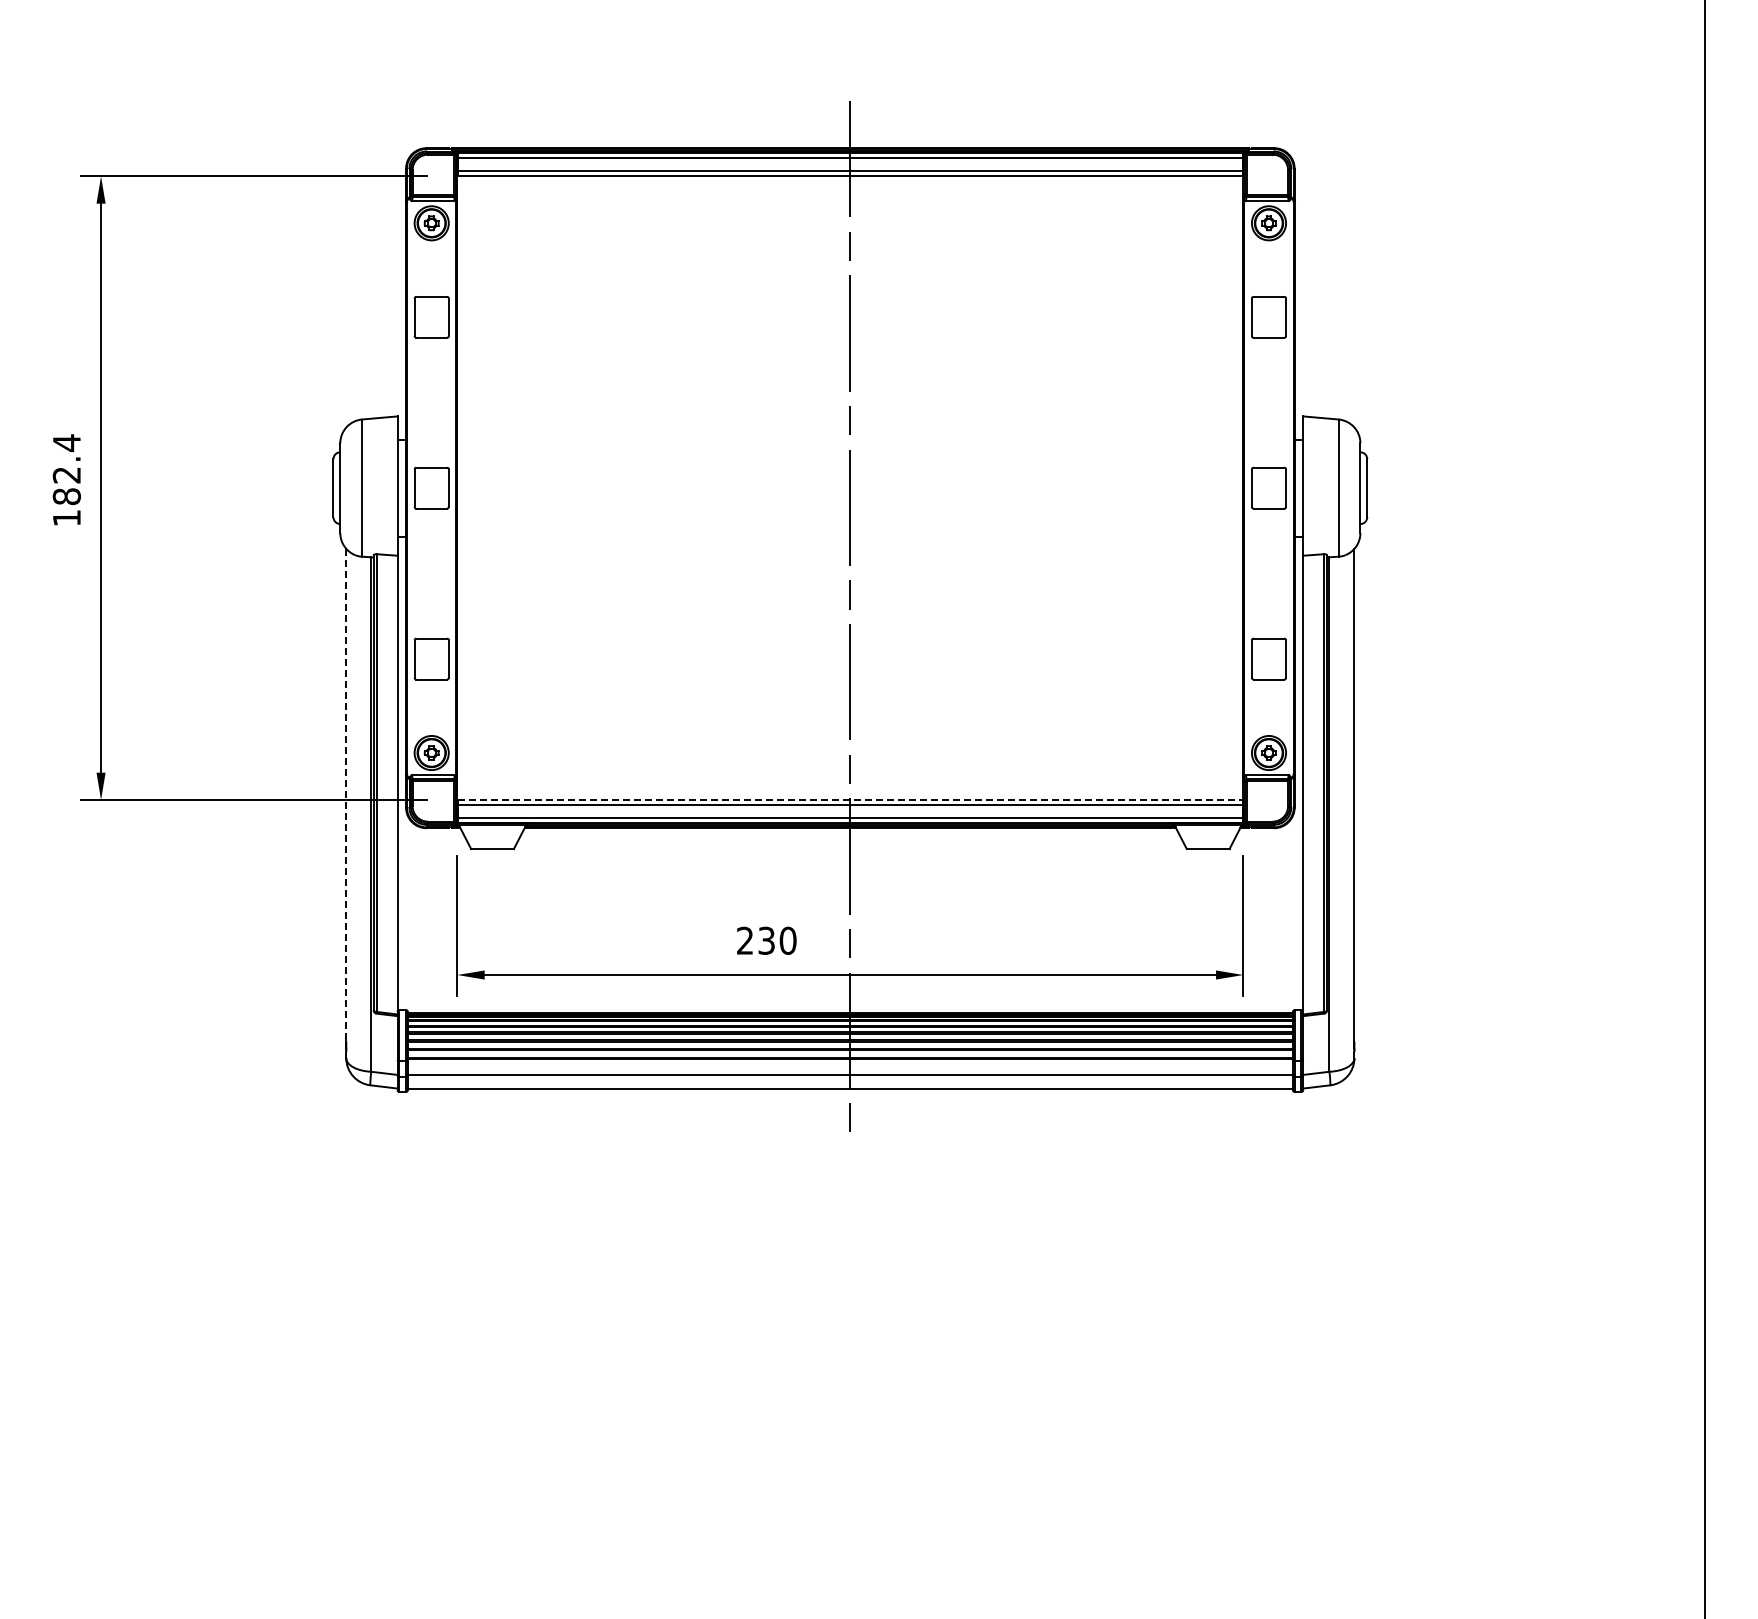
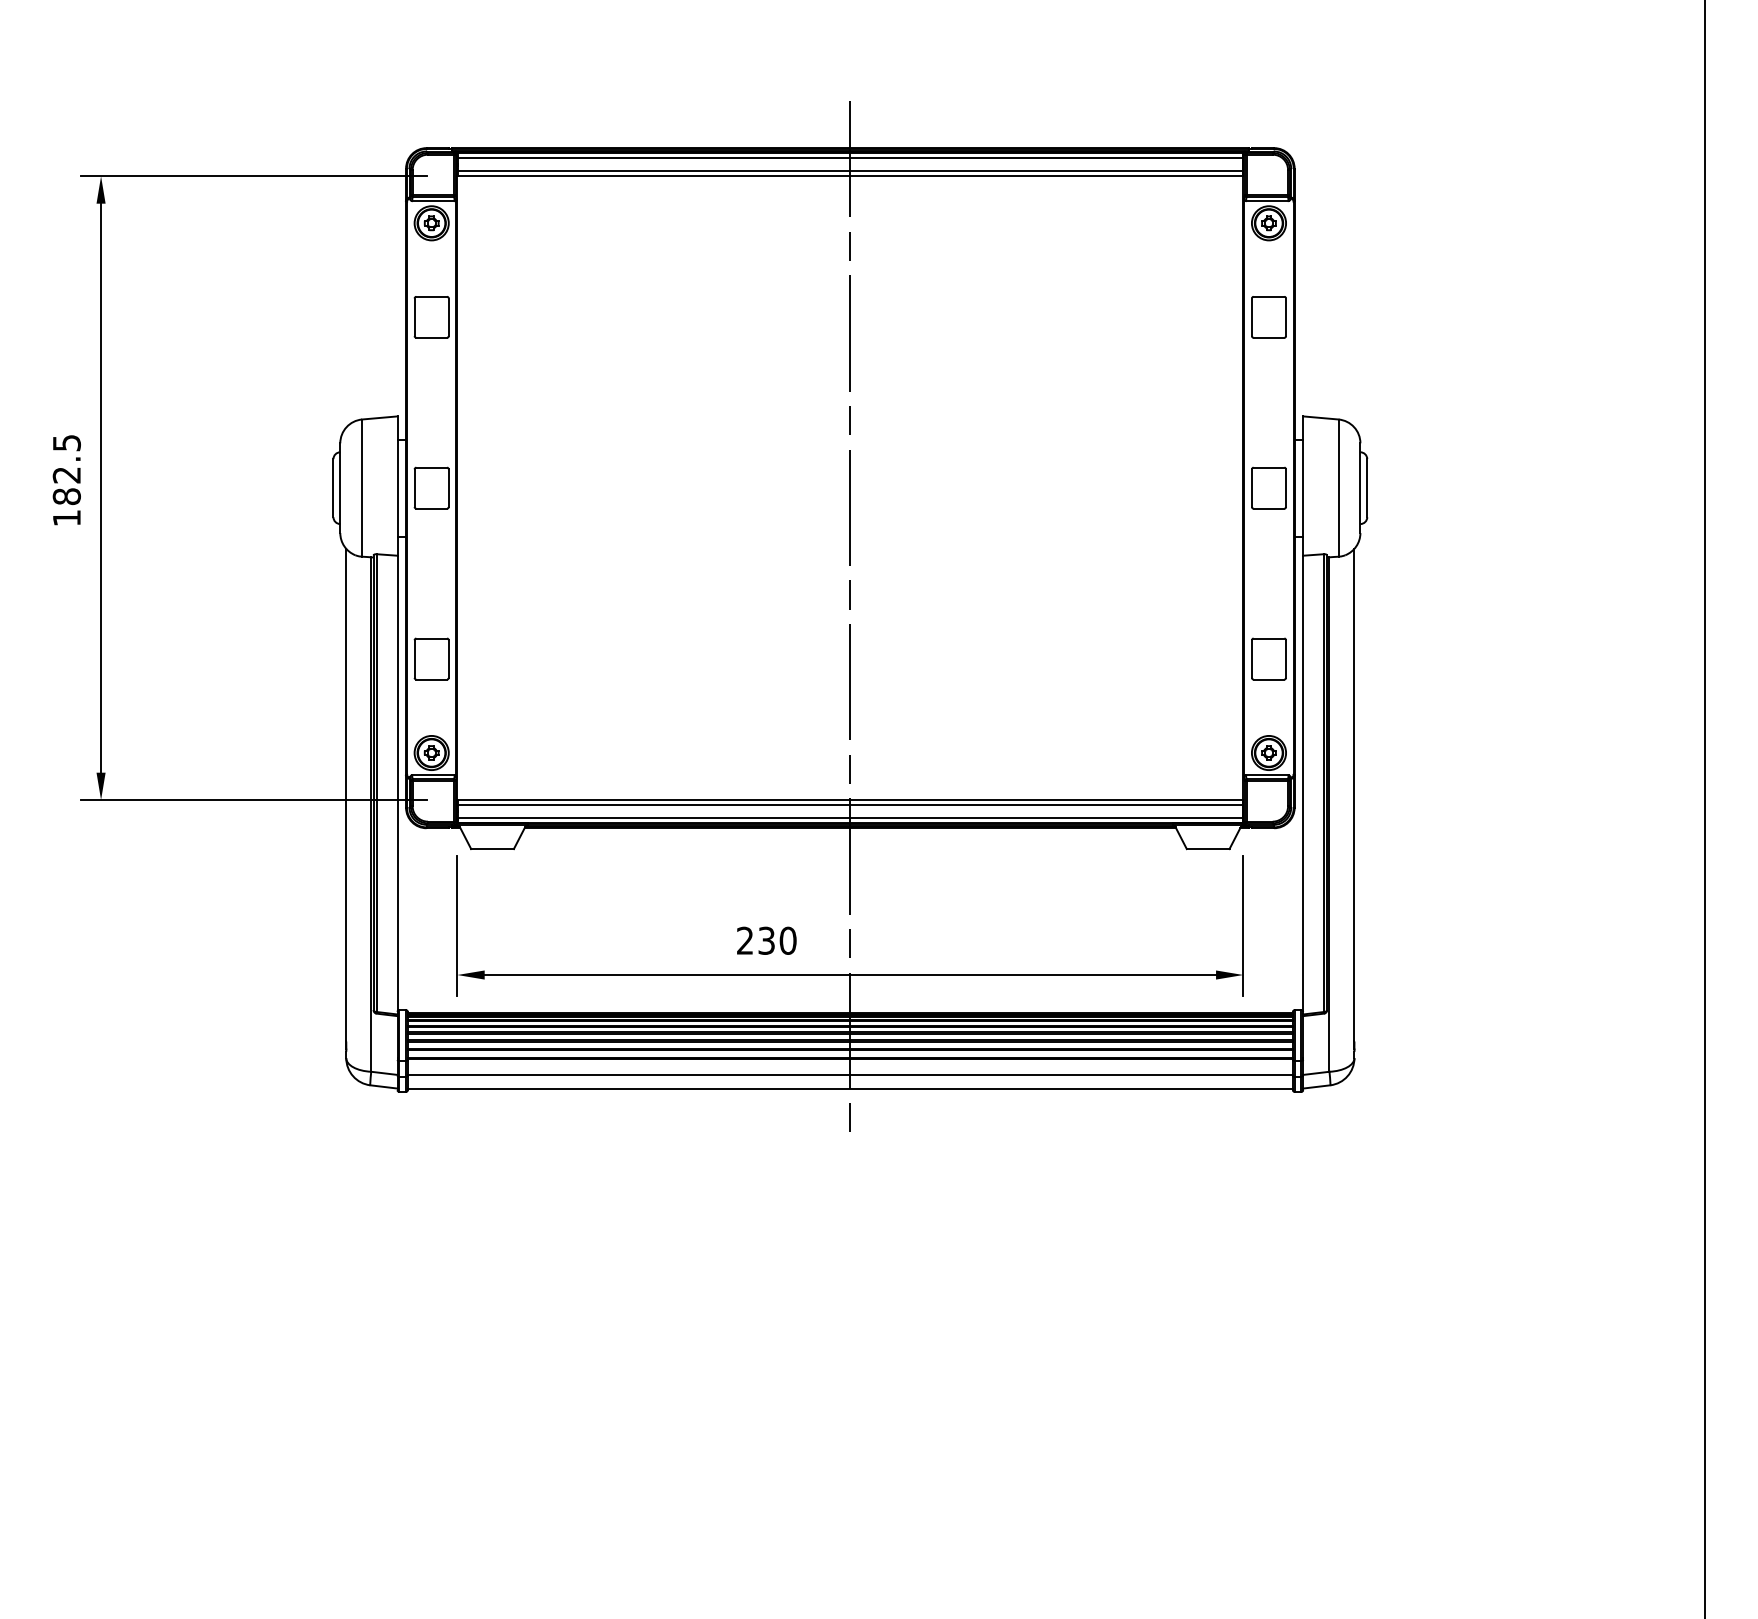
text: 182.4 -> 182.5 (66, 443)
line: dashed -> solid (346, 795)
line: dashed -> solid (850, 800)
